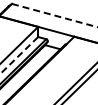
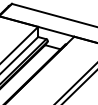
line: dashed -> solid (55, 15)
line: dashed -> solid (18, 55)
